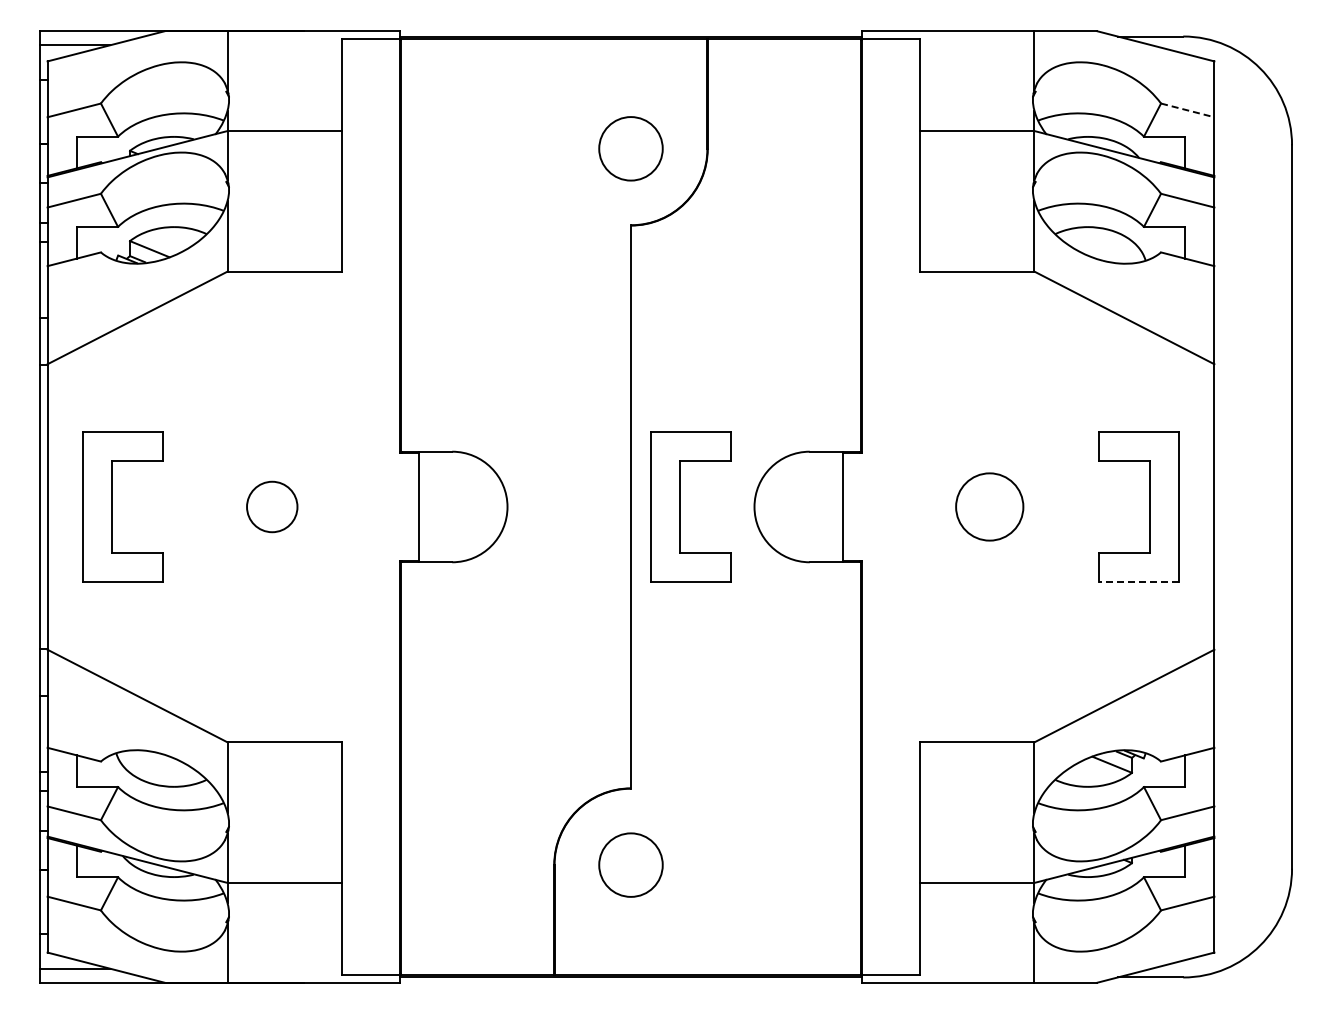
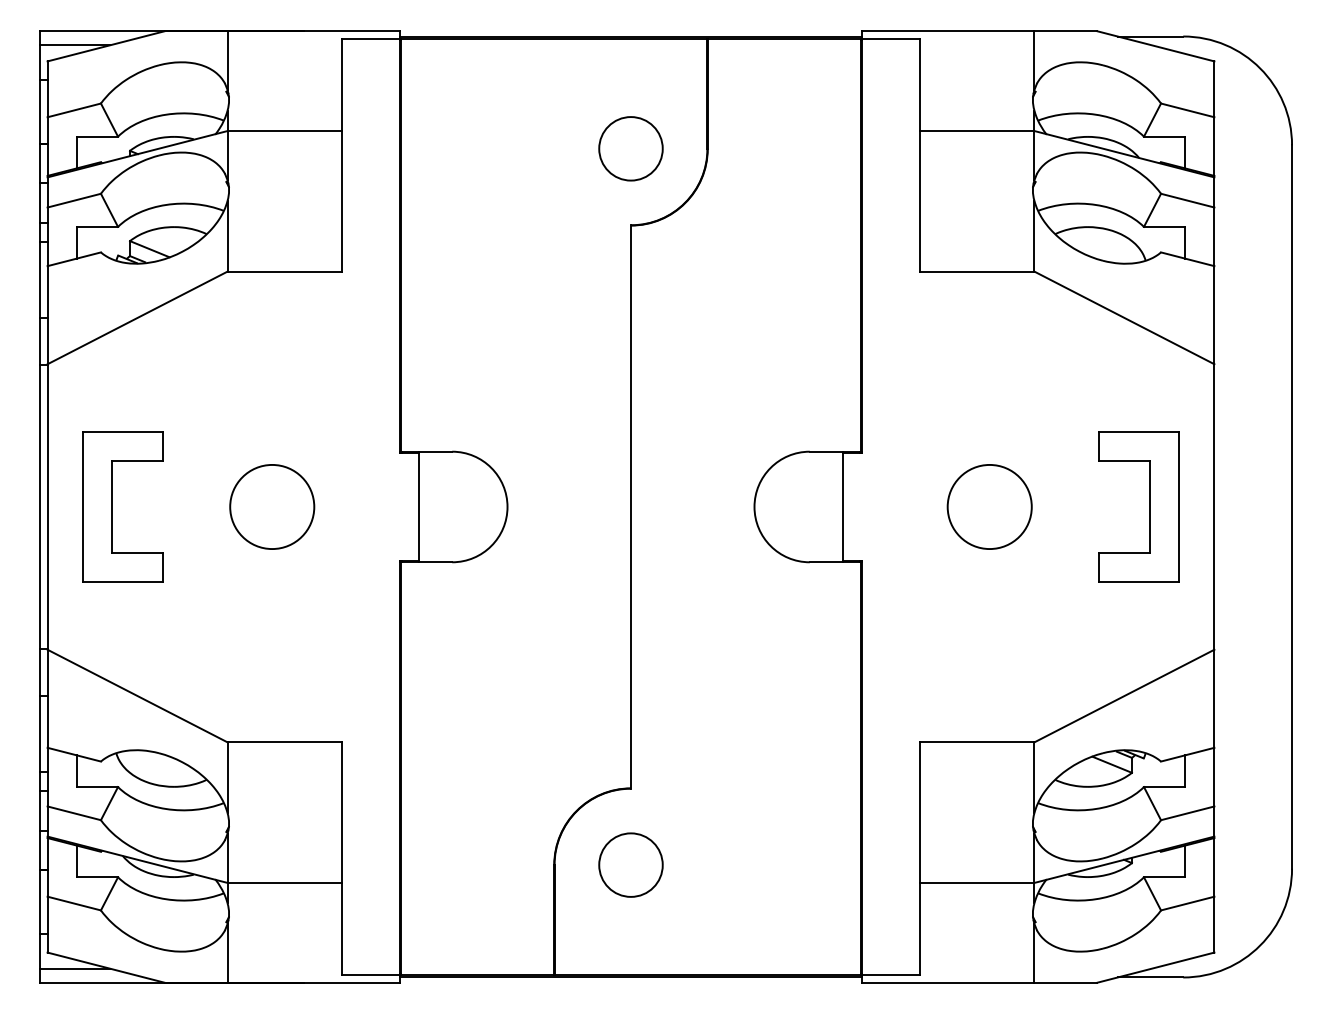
line: dashed -> solid (1187, 110)
circle diameter: 50 px -> 84 px (272, 506)
part: present -> none (680, 506)
circle diameter: 67 px -> 84 px (989, 506)
line: dashed -> solid (1139, 581)
